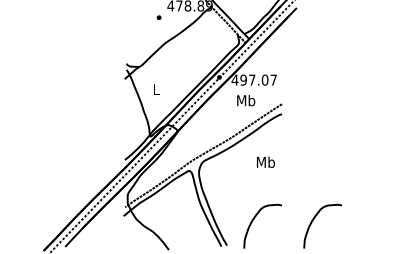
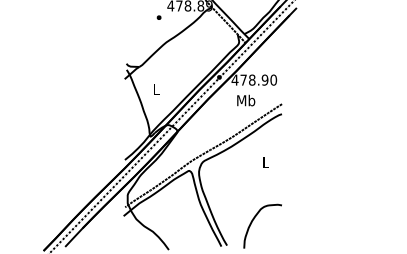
text: 497.07 -> 478.90 (258, 79)
text: Mb -> L (265, 161)
curve: present -> none (314, 219)
